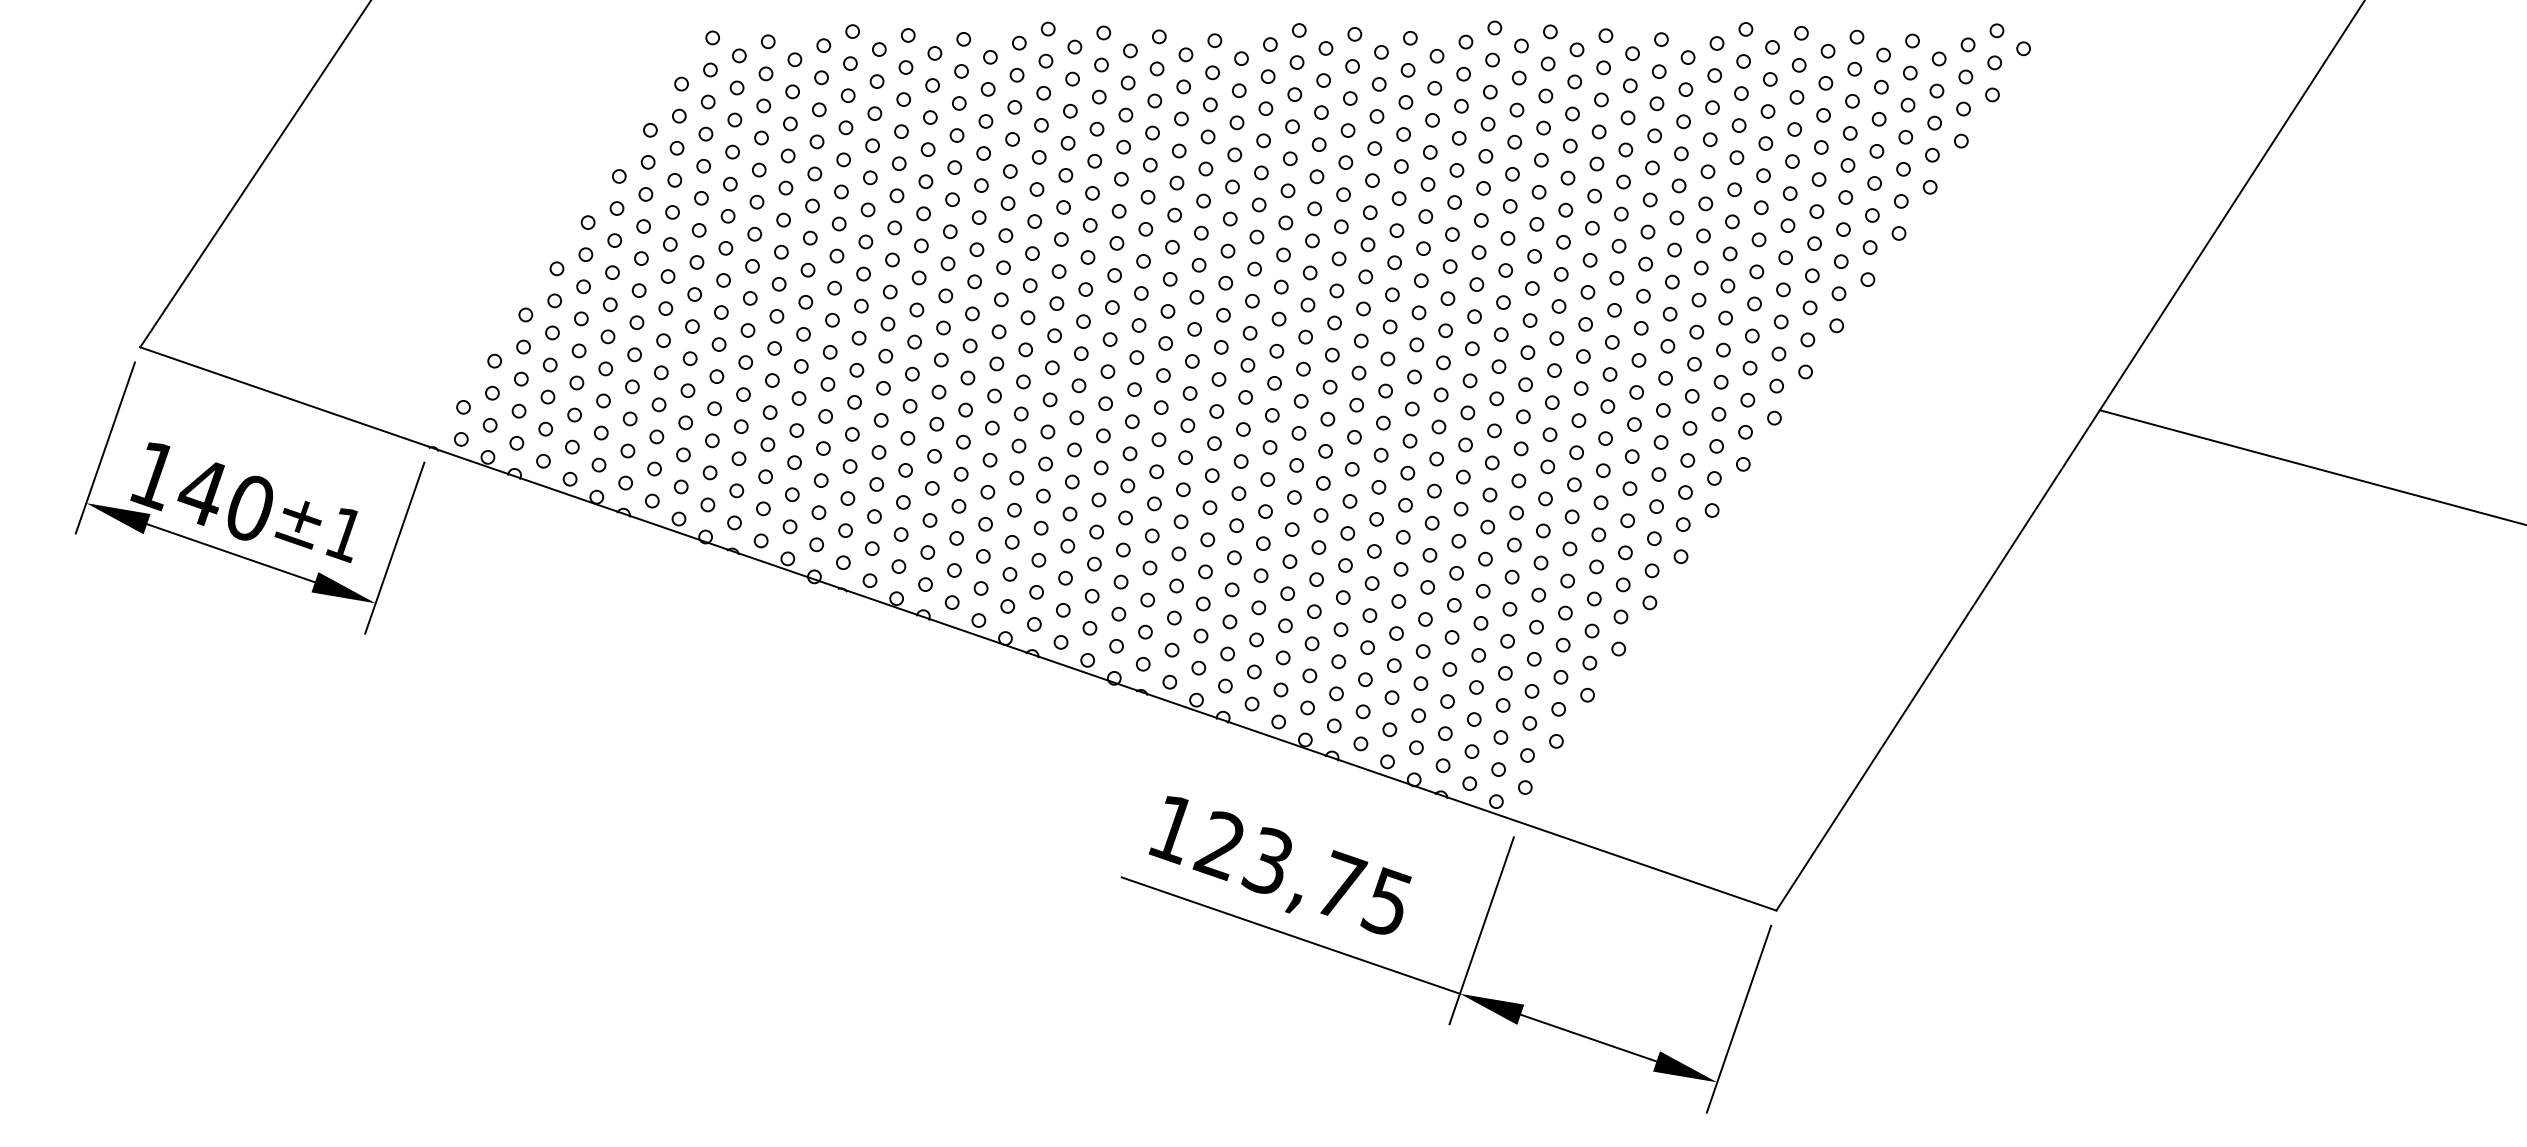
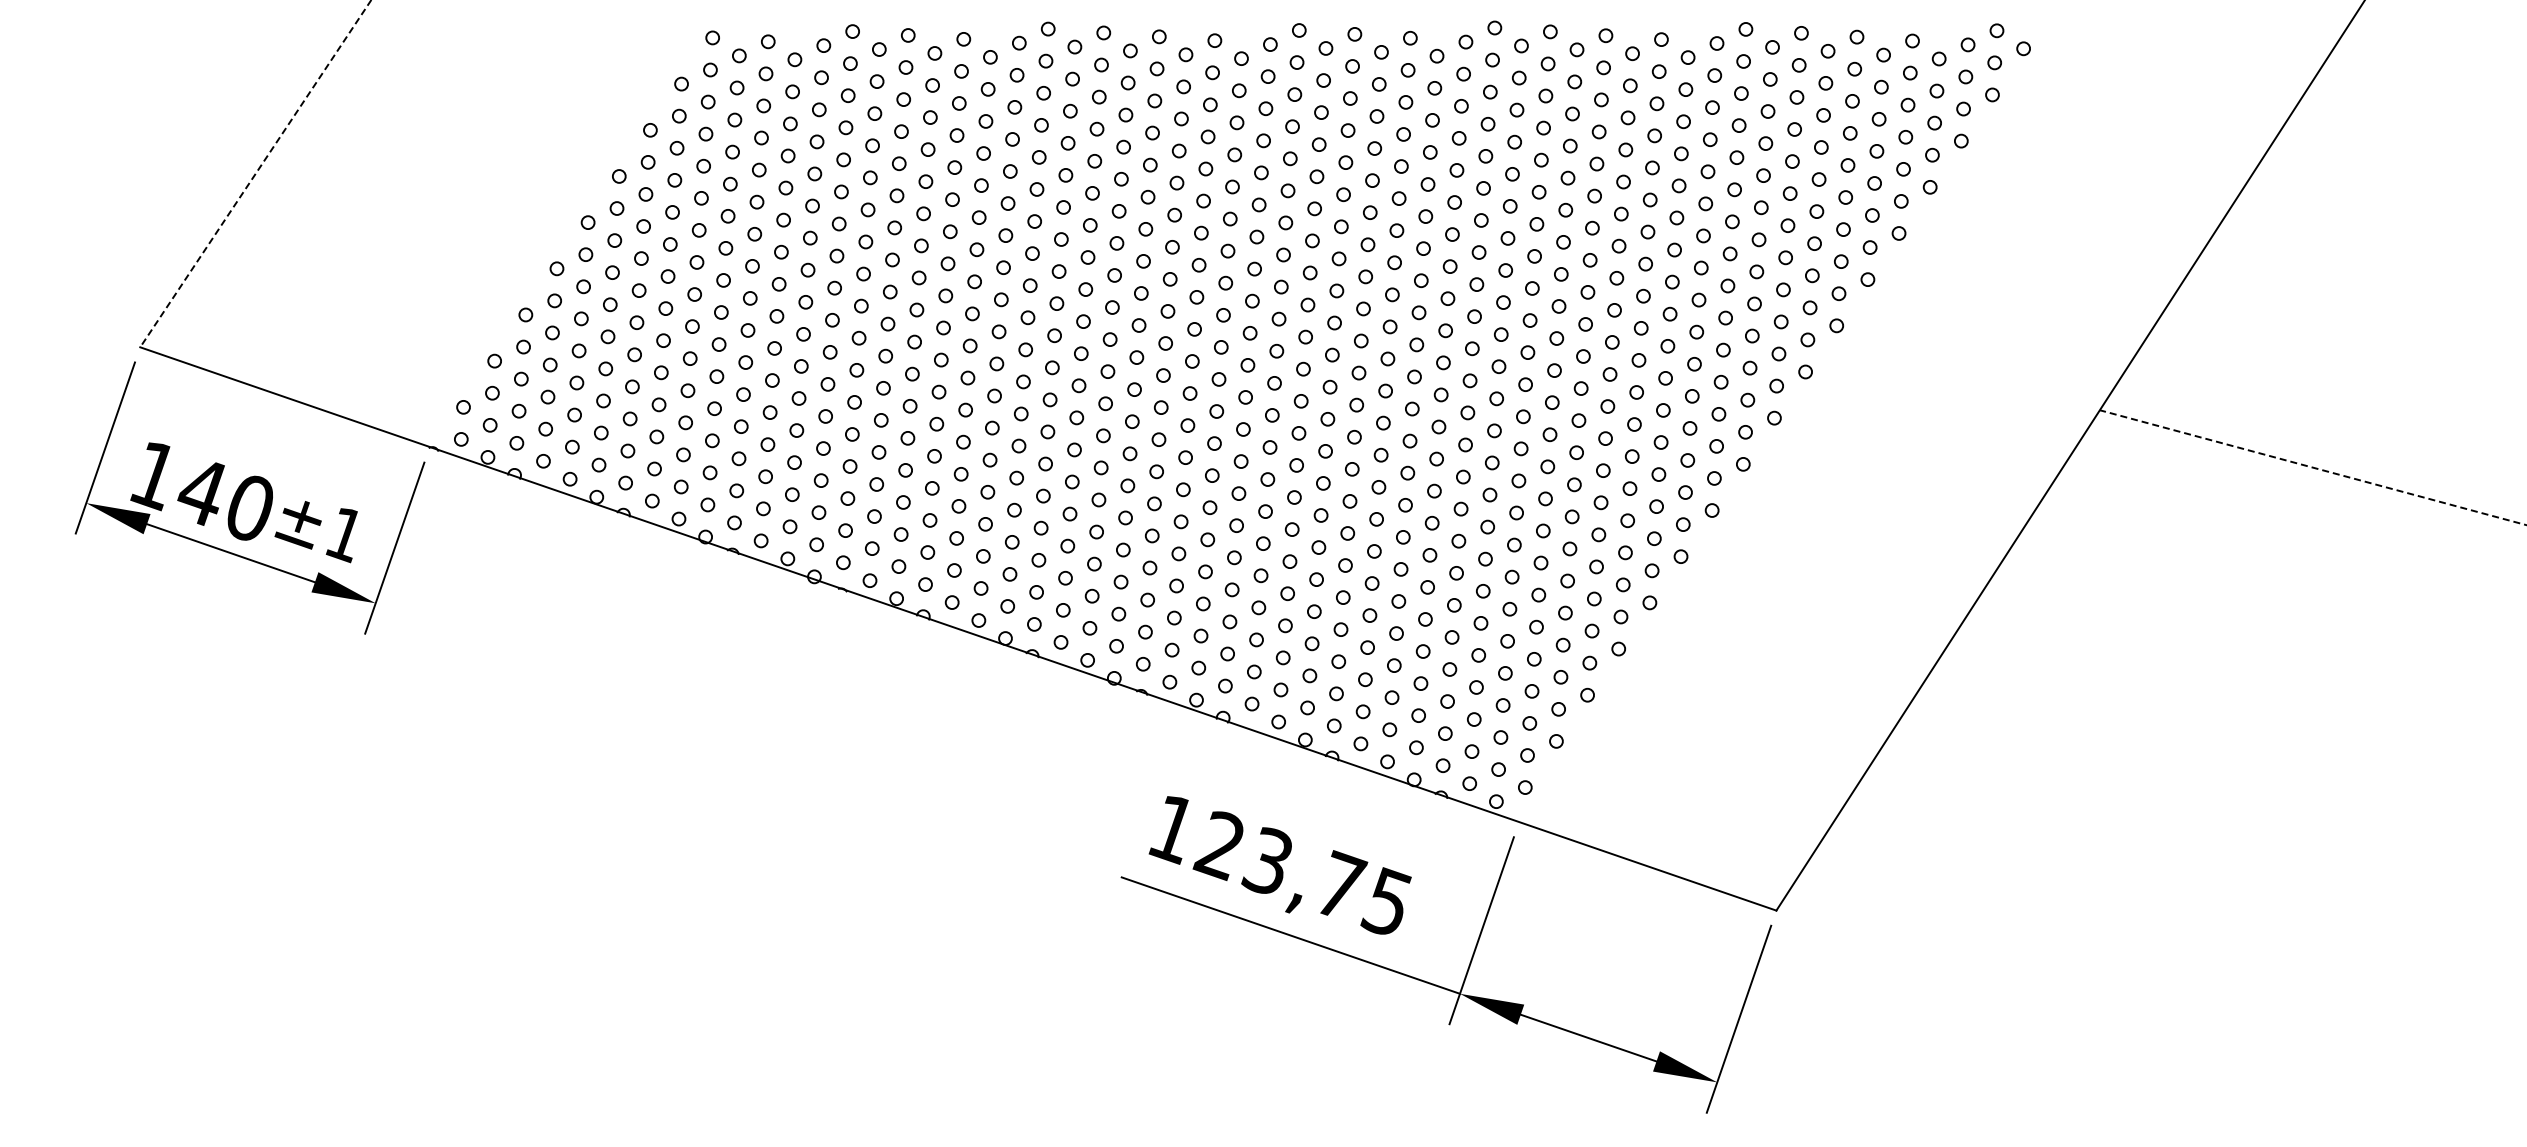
line: solid -> dashed (255, 174)
line: solid -> dashed (2313, 467)
